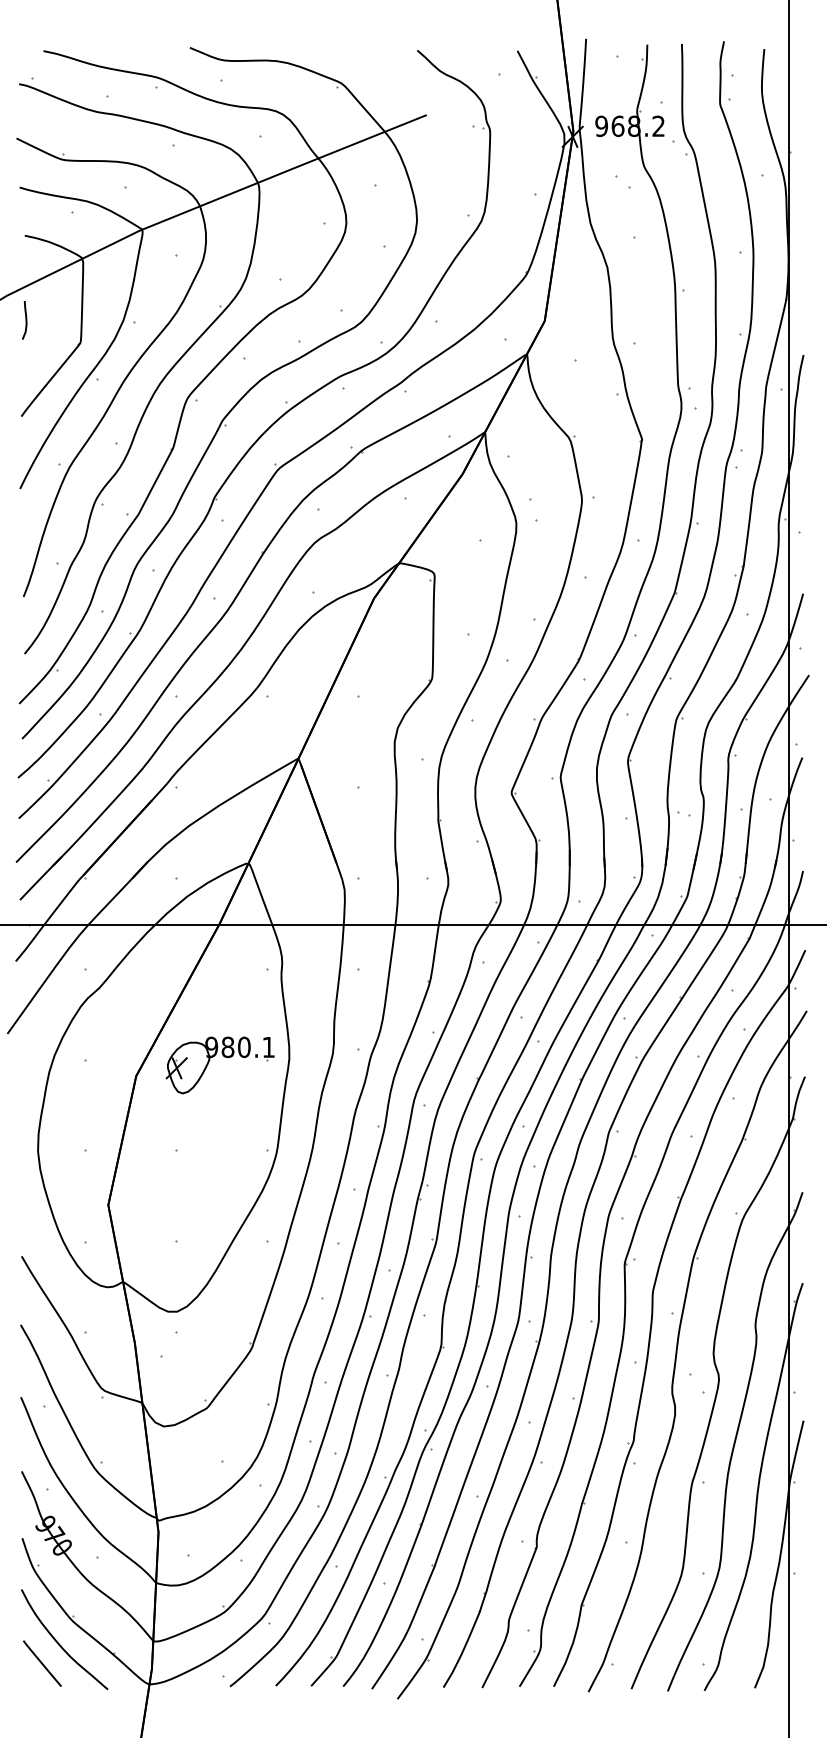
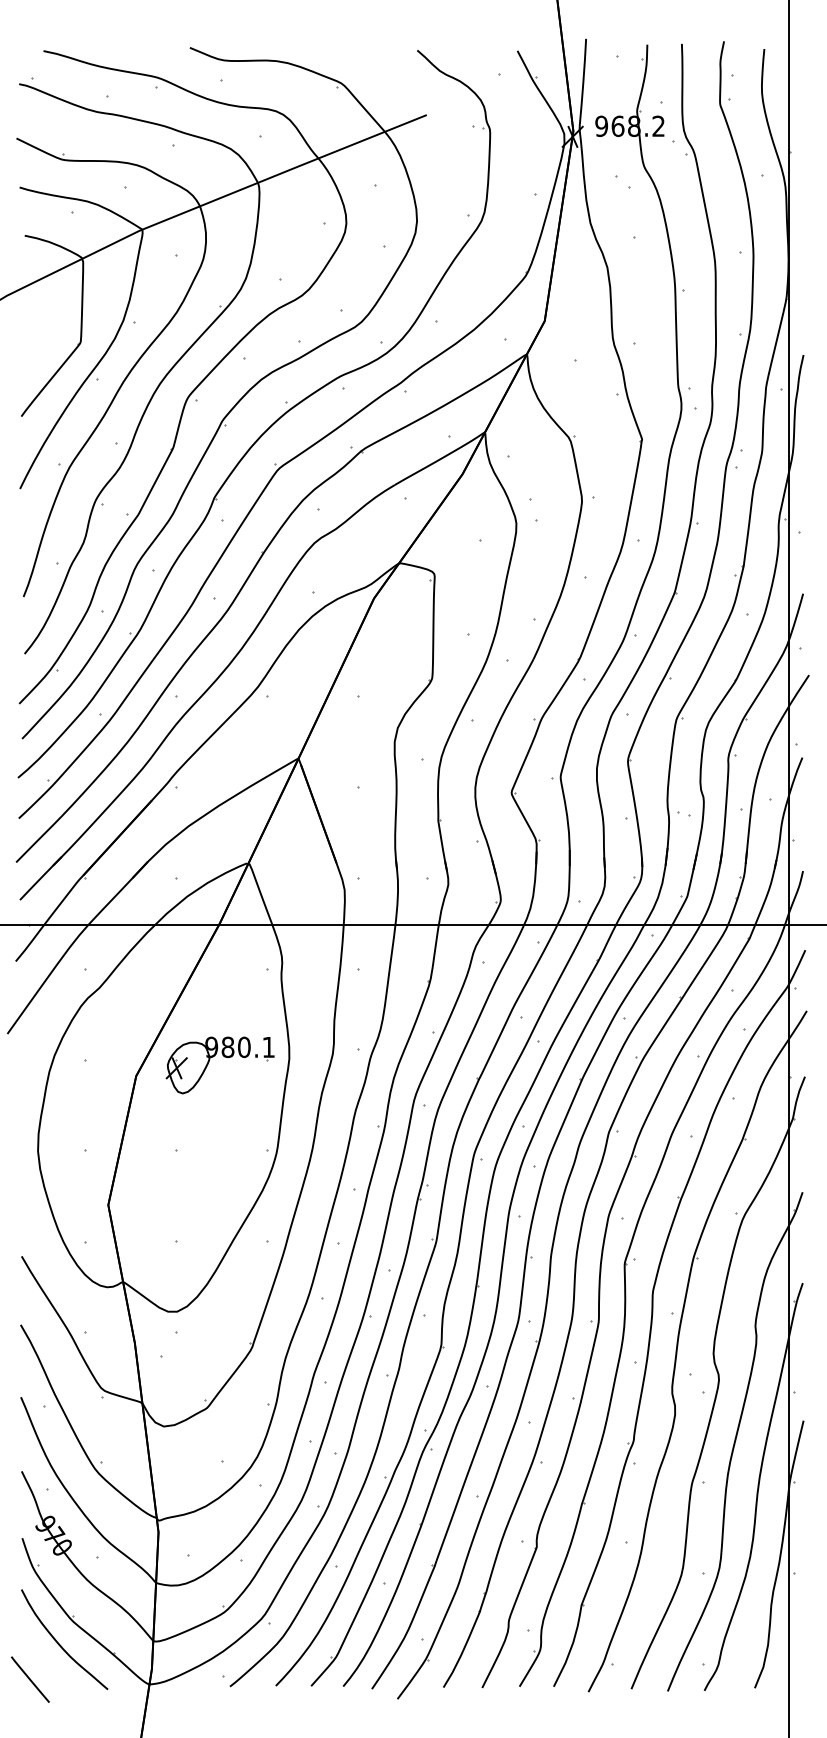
curve: present -> none (25, 320)
line position: (42, 1663) -> (30, 1679) (30, 1679)
